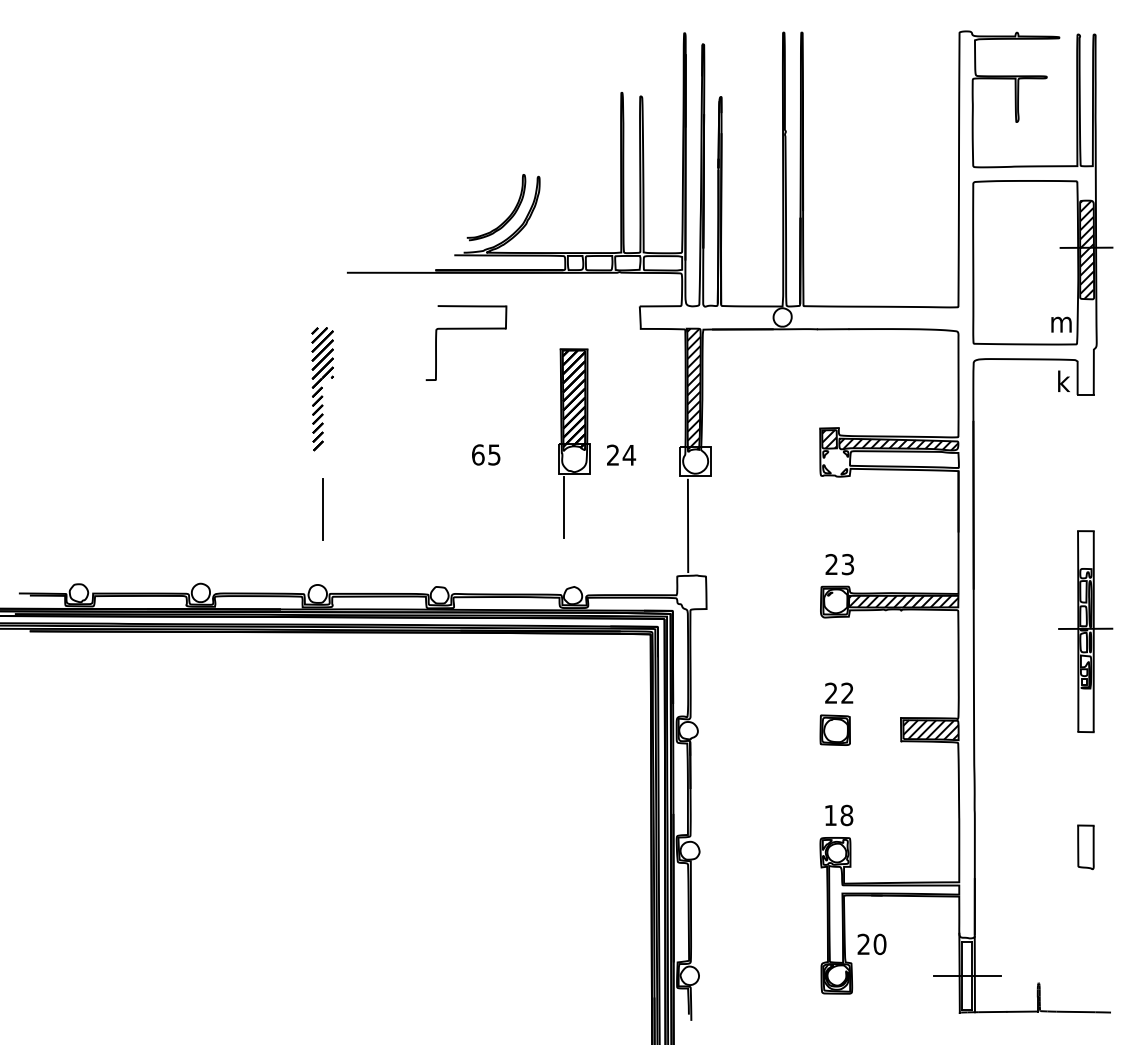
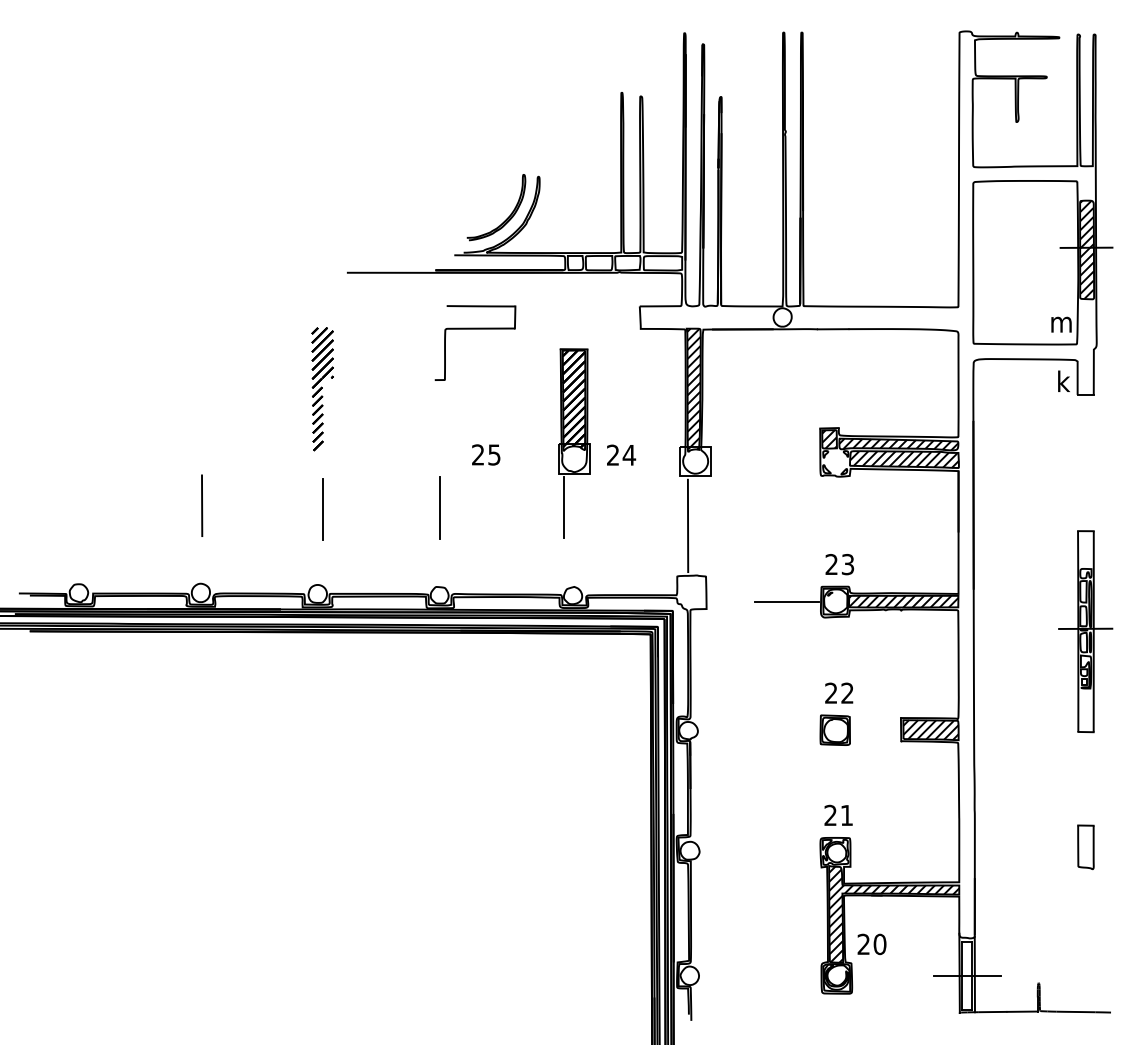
part position: (466, 329) -> (475, 329) (475, 329)
text: 65 -> 25 (478, 454)
hatch: none -> present (904, 459)
line: none -> present (202, 505)
line: none -> present (439, 507)
line: none -> present (786, 602)
text: 18 -> 21 (838, 815)
hatch: none -> present (894, 914)
